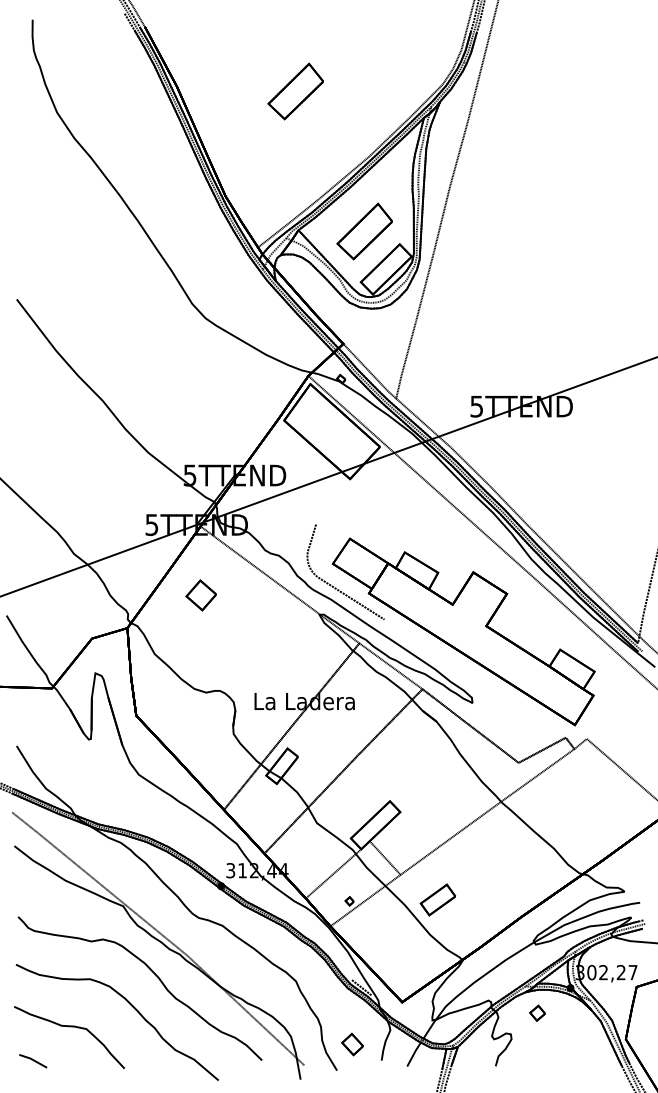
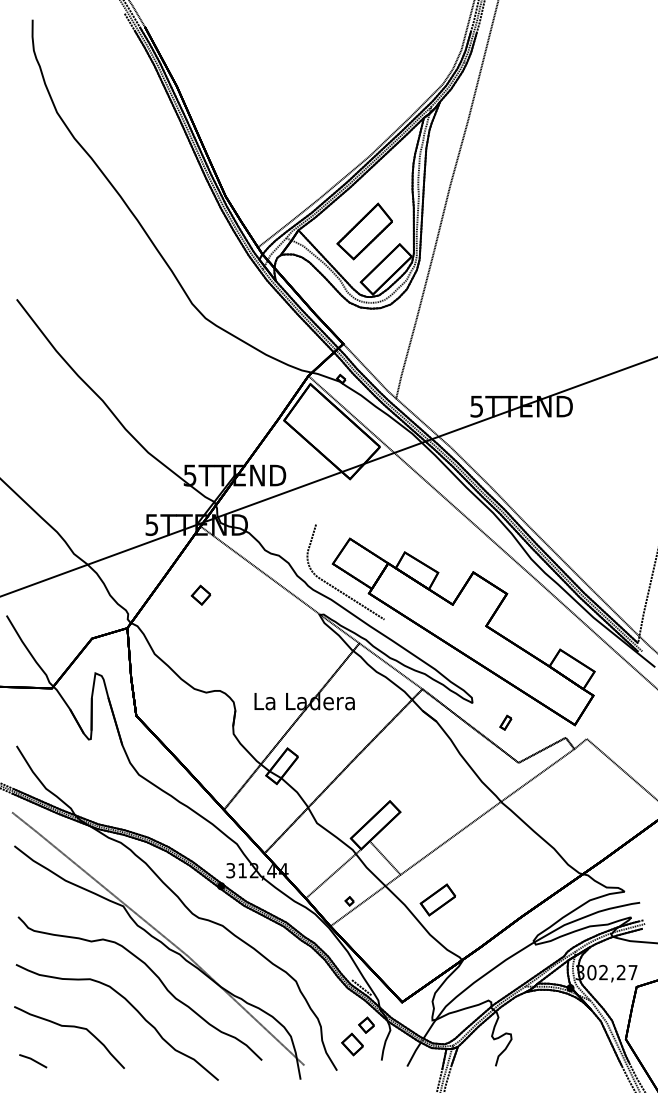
part: present -> none (295, 91)
part size: 32x33 px -> 22x22 px (200, 594)
part: none -> present (505, 722)
part position: (537, 1012) -> (366, 1024) (366, 1024)
